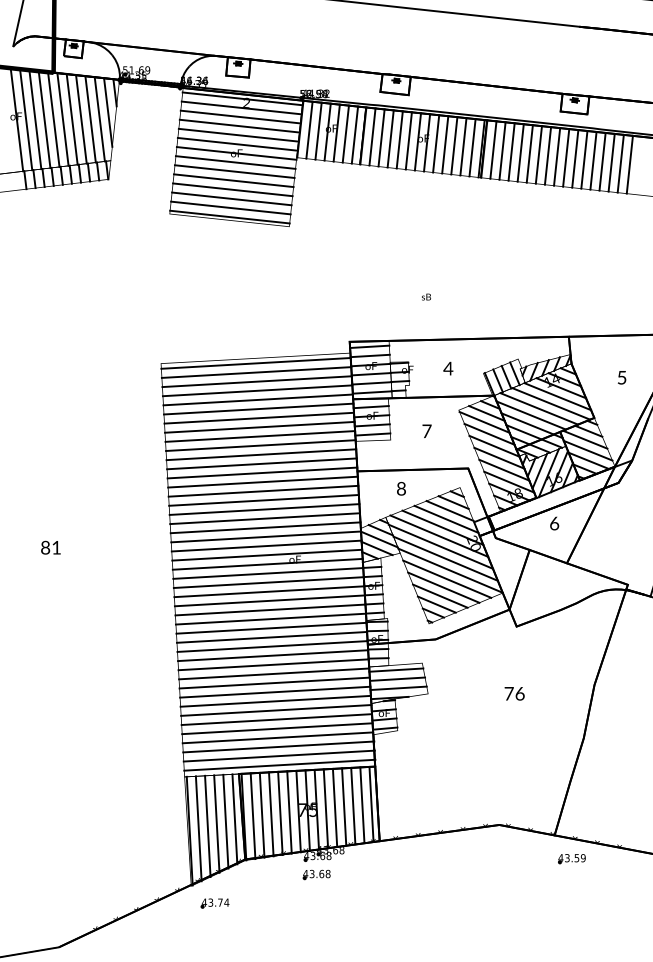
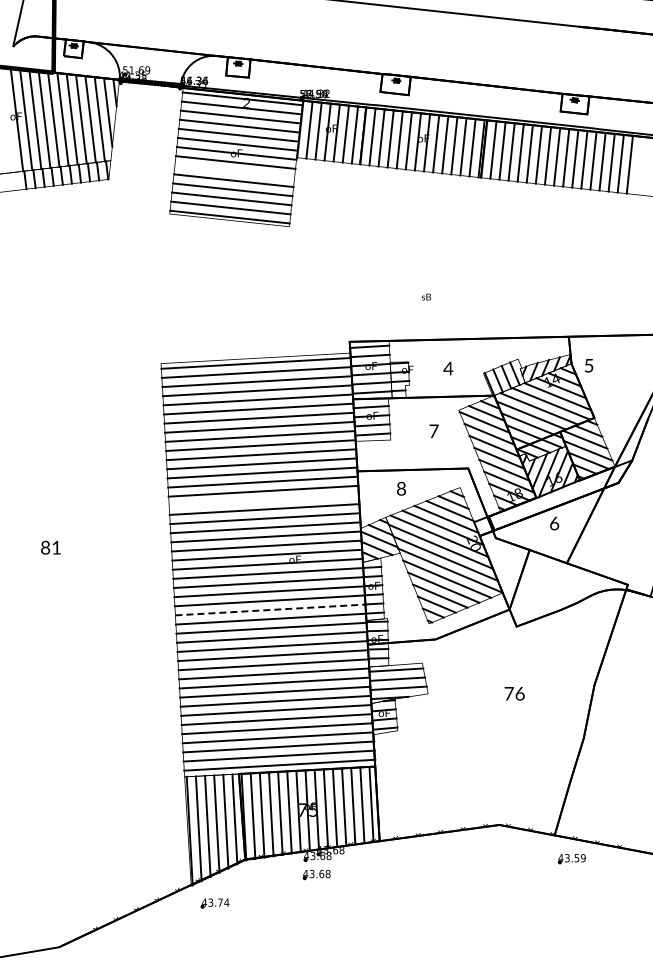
line: present -> none (234, 171)
text position: (621, 377) -> (588, 365) (588, 365)
text position: (426, 430) -> (433, 430) (433, 430)
line: present -> none (263, 499)
line: solid -> dashed (270, 609)
